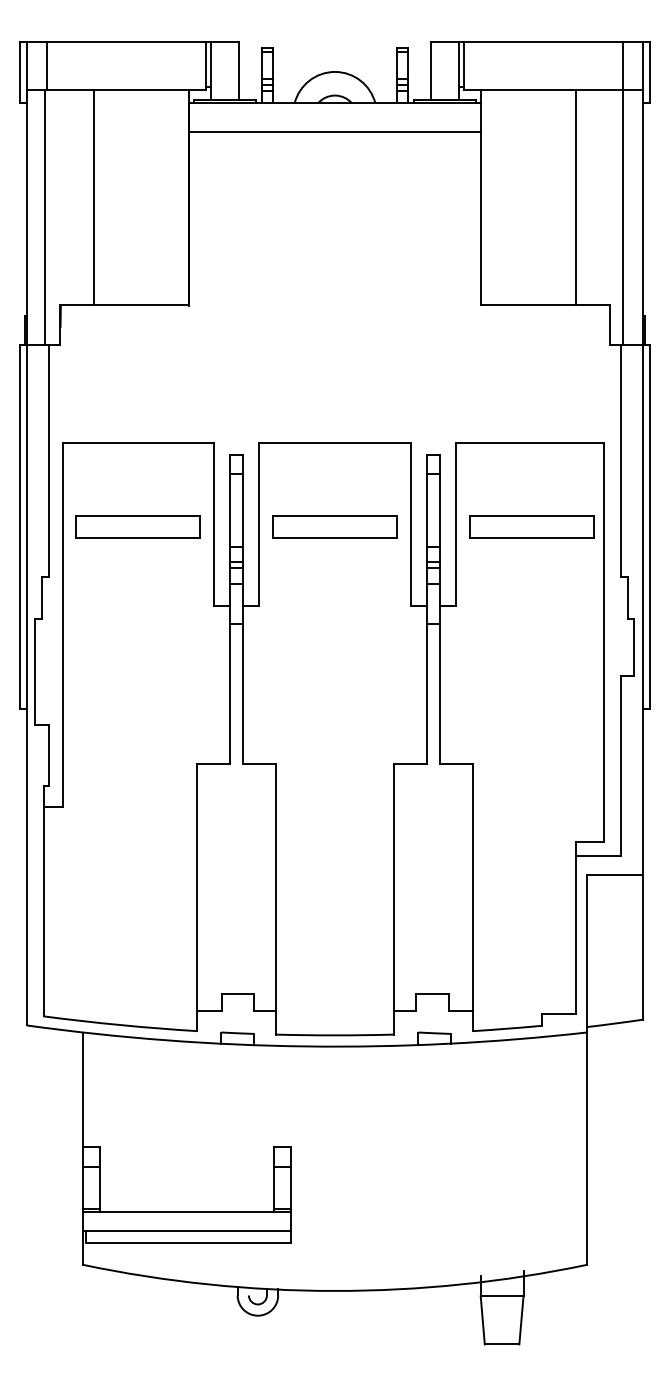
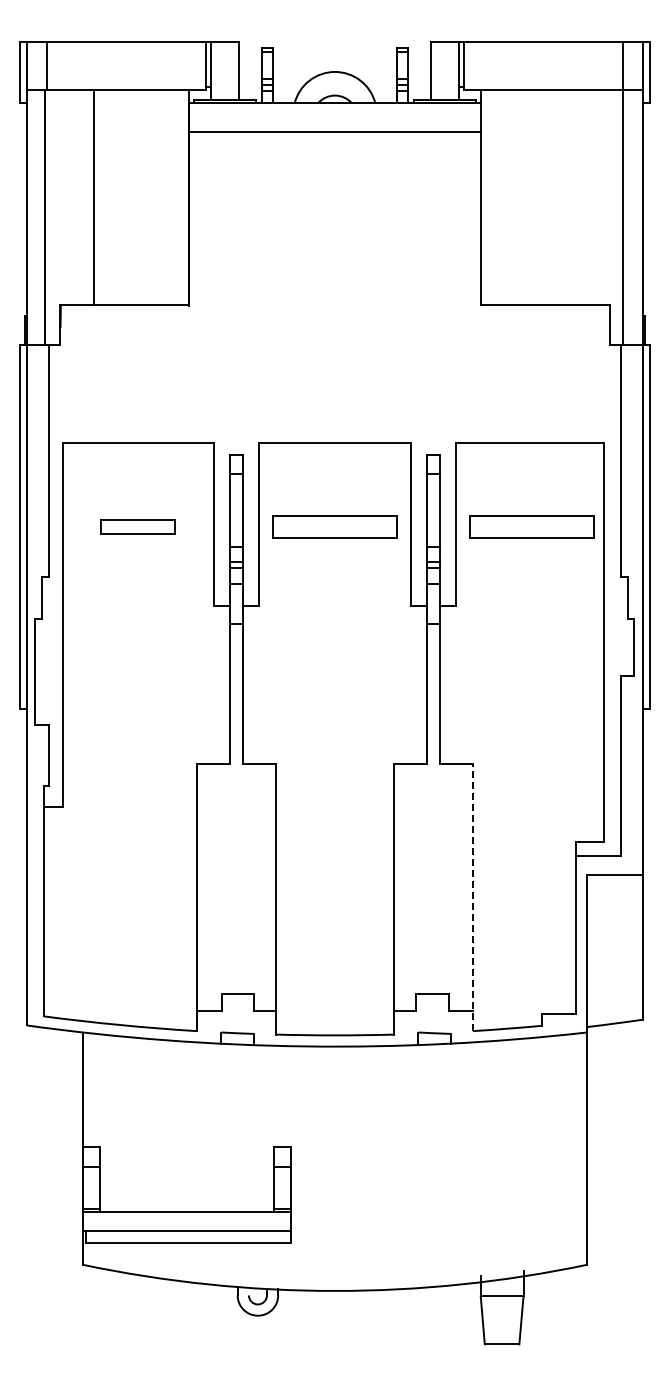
line: present -> none (575, 197)
part size: 126x24 px -> 76x16 px (137, 526)
line: solid -> dashed (472, 897)
